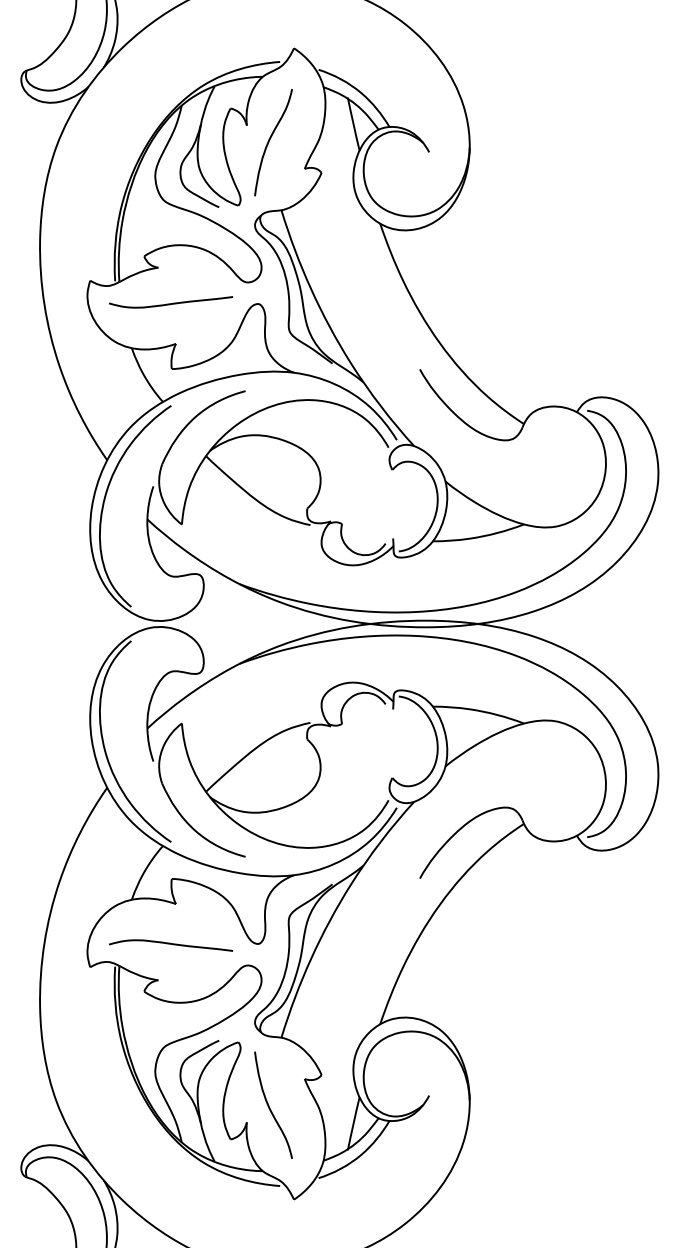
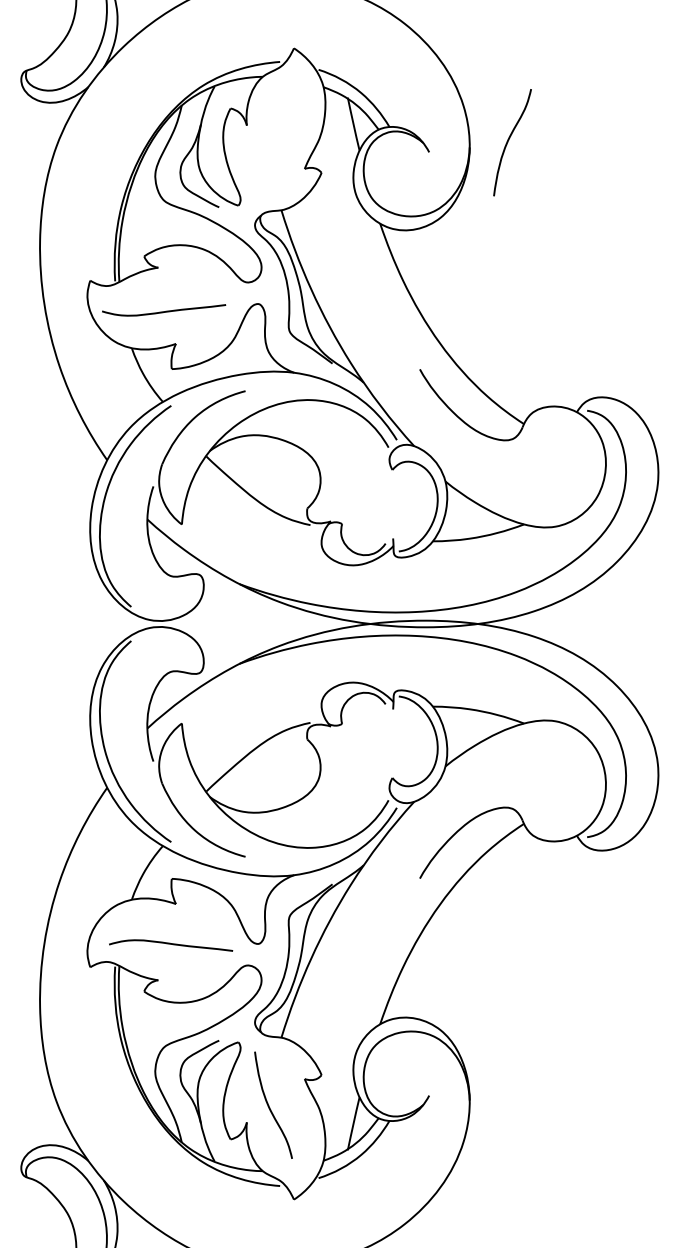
curve position: (270, 140) -> (509, 140) (509, 140)
curve position: (171, 303) -> (164, 311) (164, 311)
